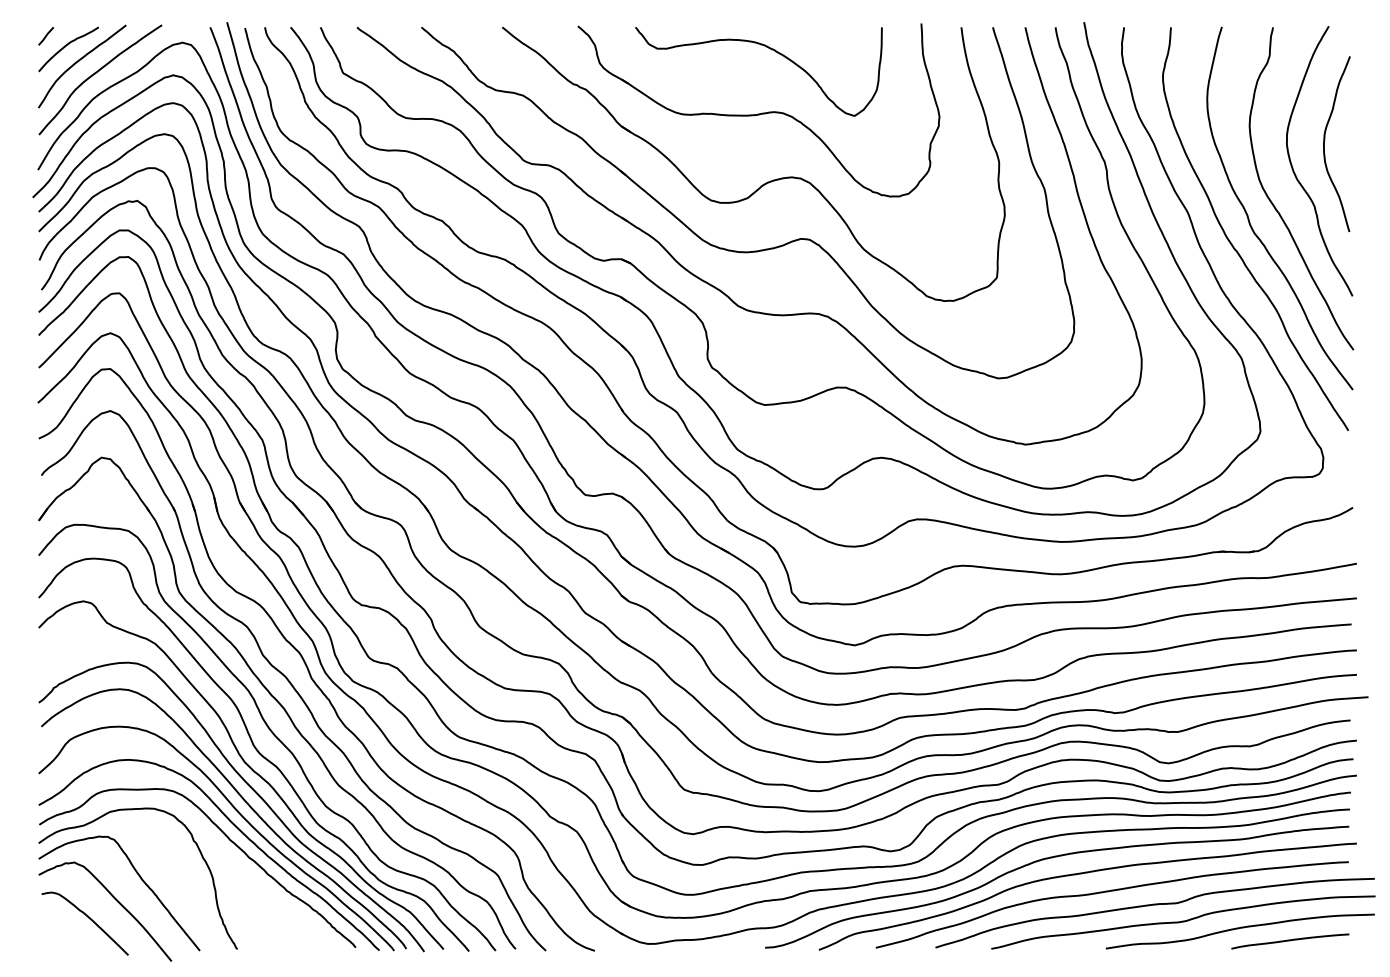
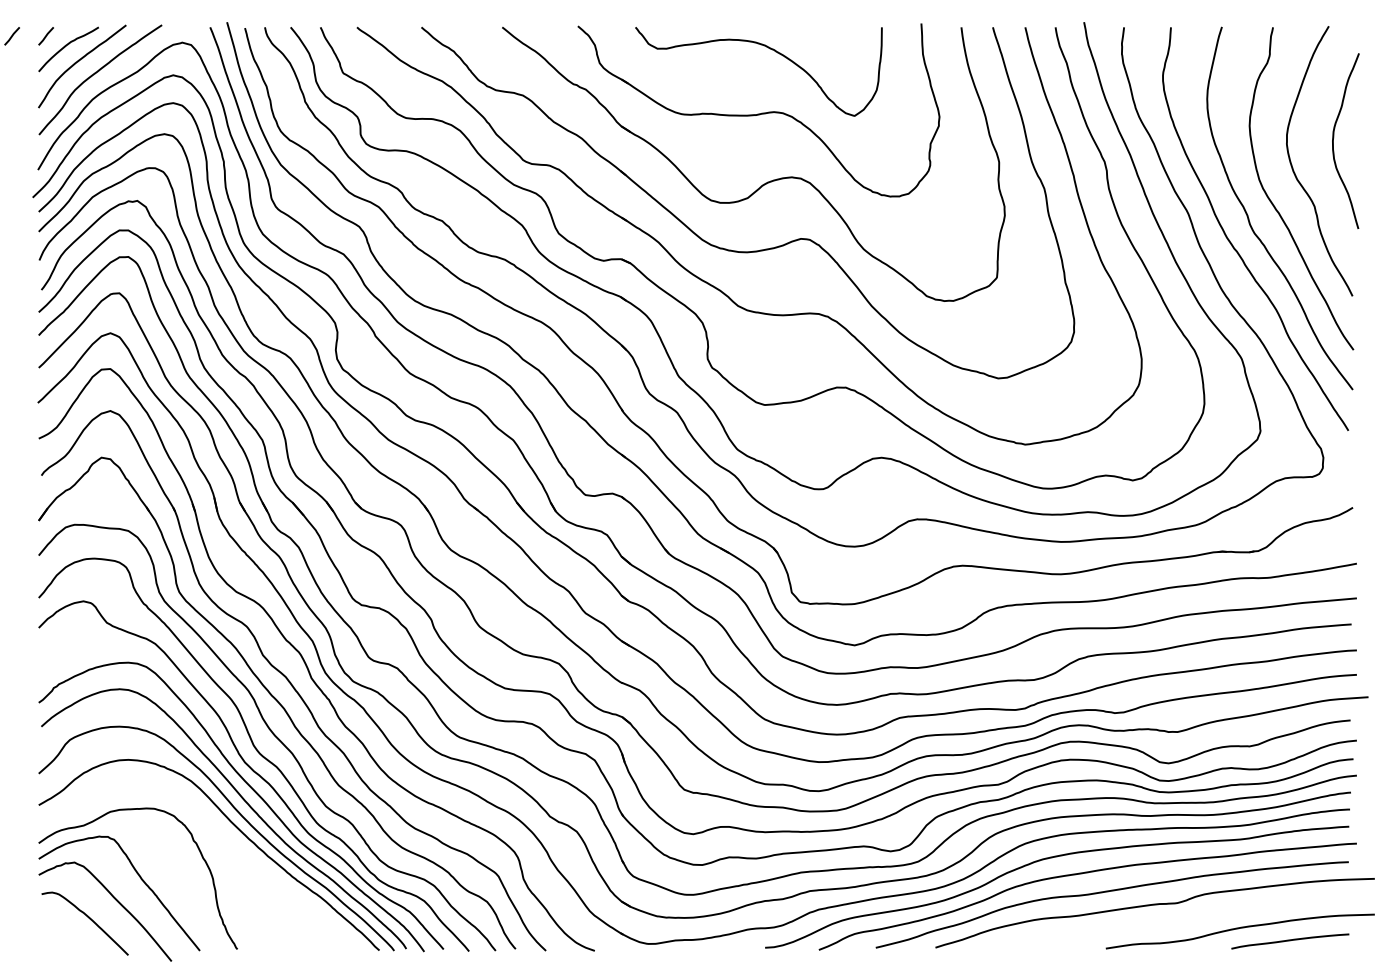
line: none -> present (11, 36)
curve position: (1325, 140) -> (1334, 137) (1334, 137)
curve: present -> none (226, 837)
curve: present -> none (1183, 922)
